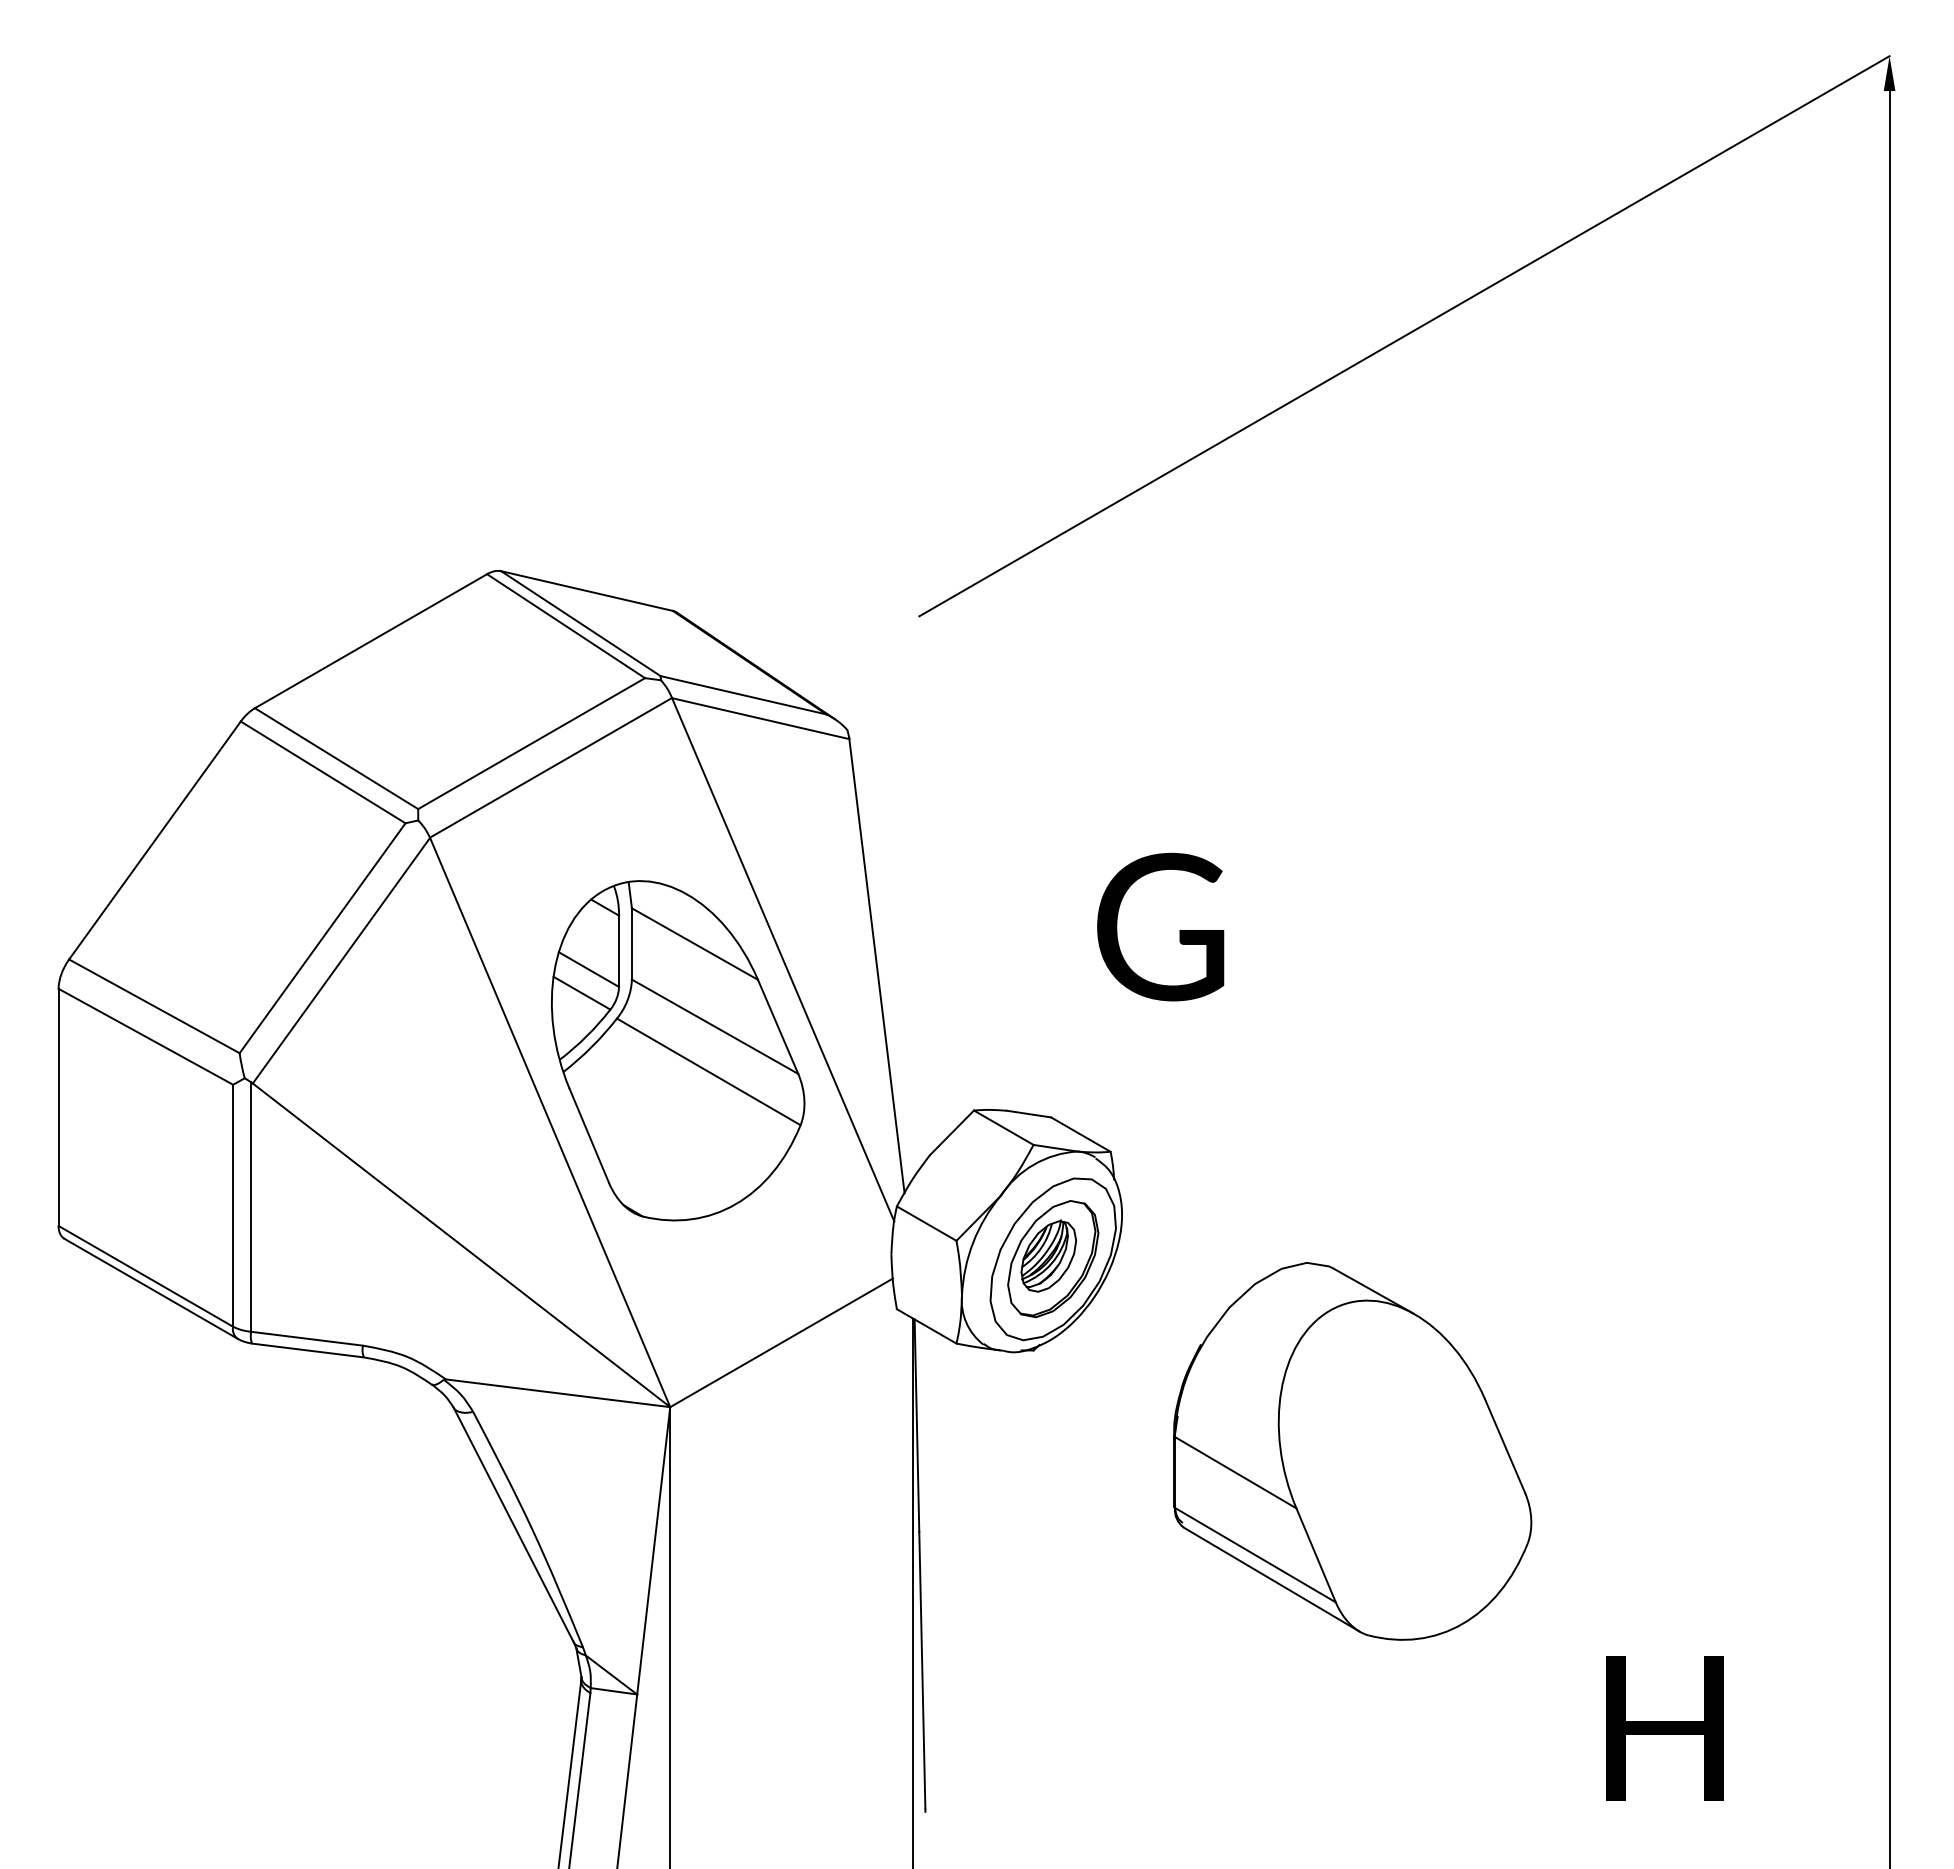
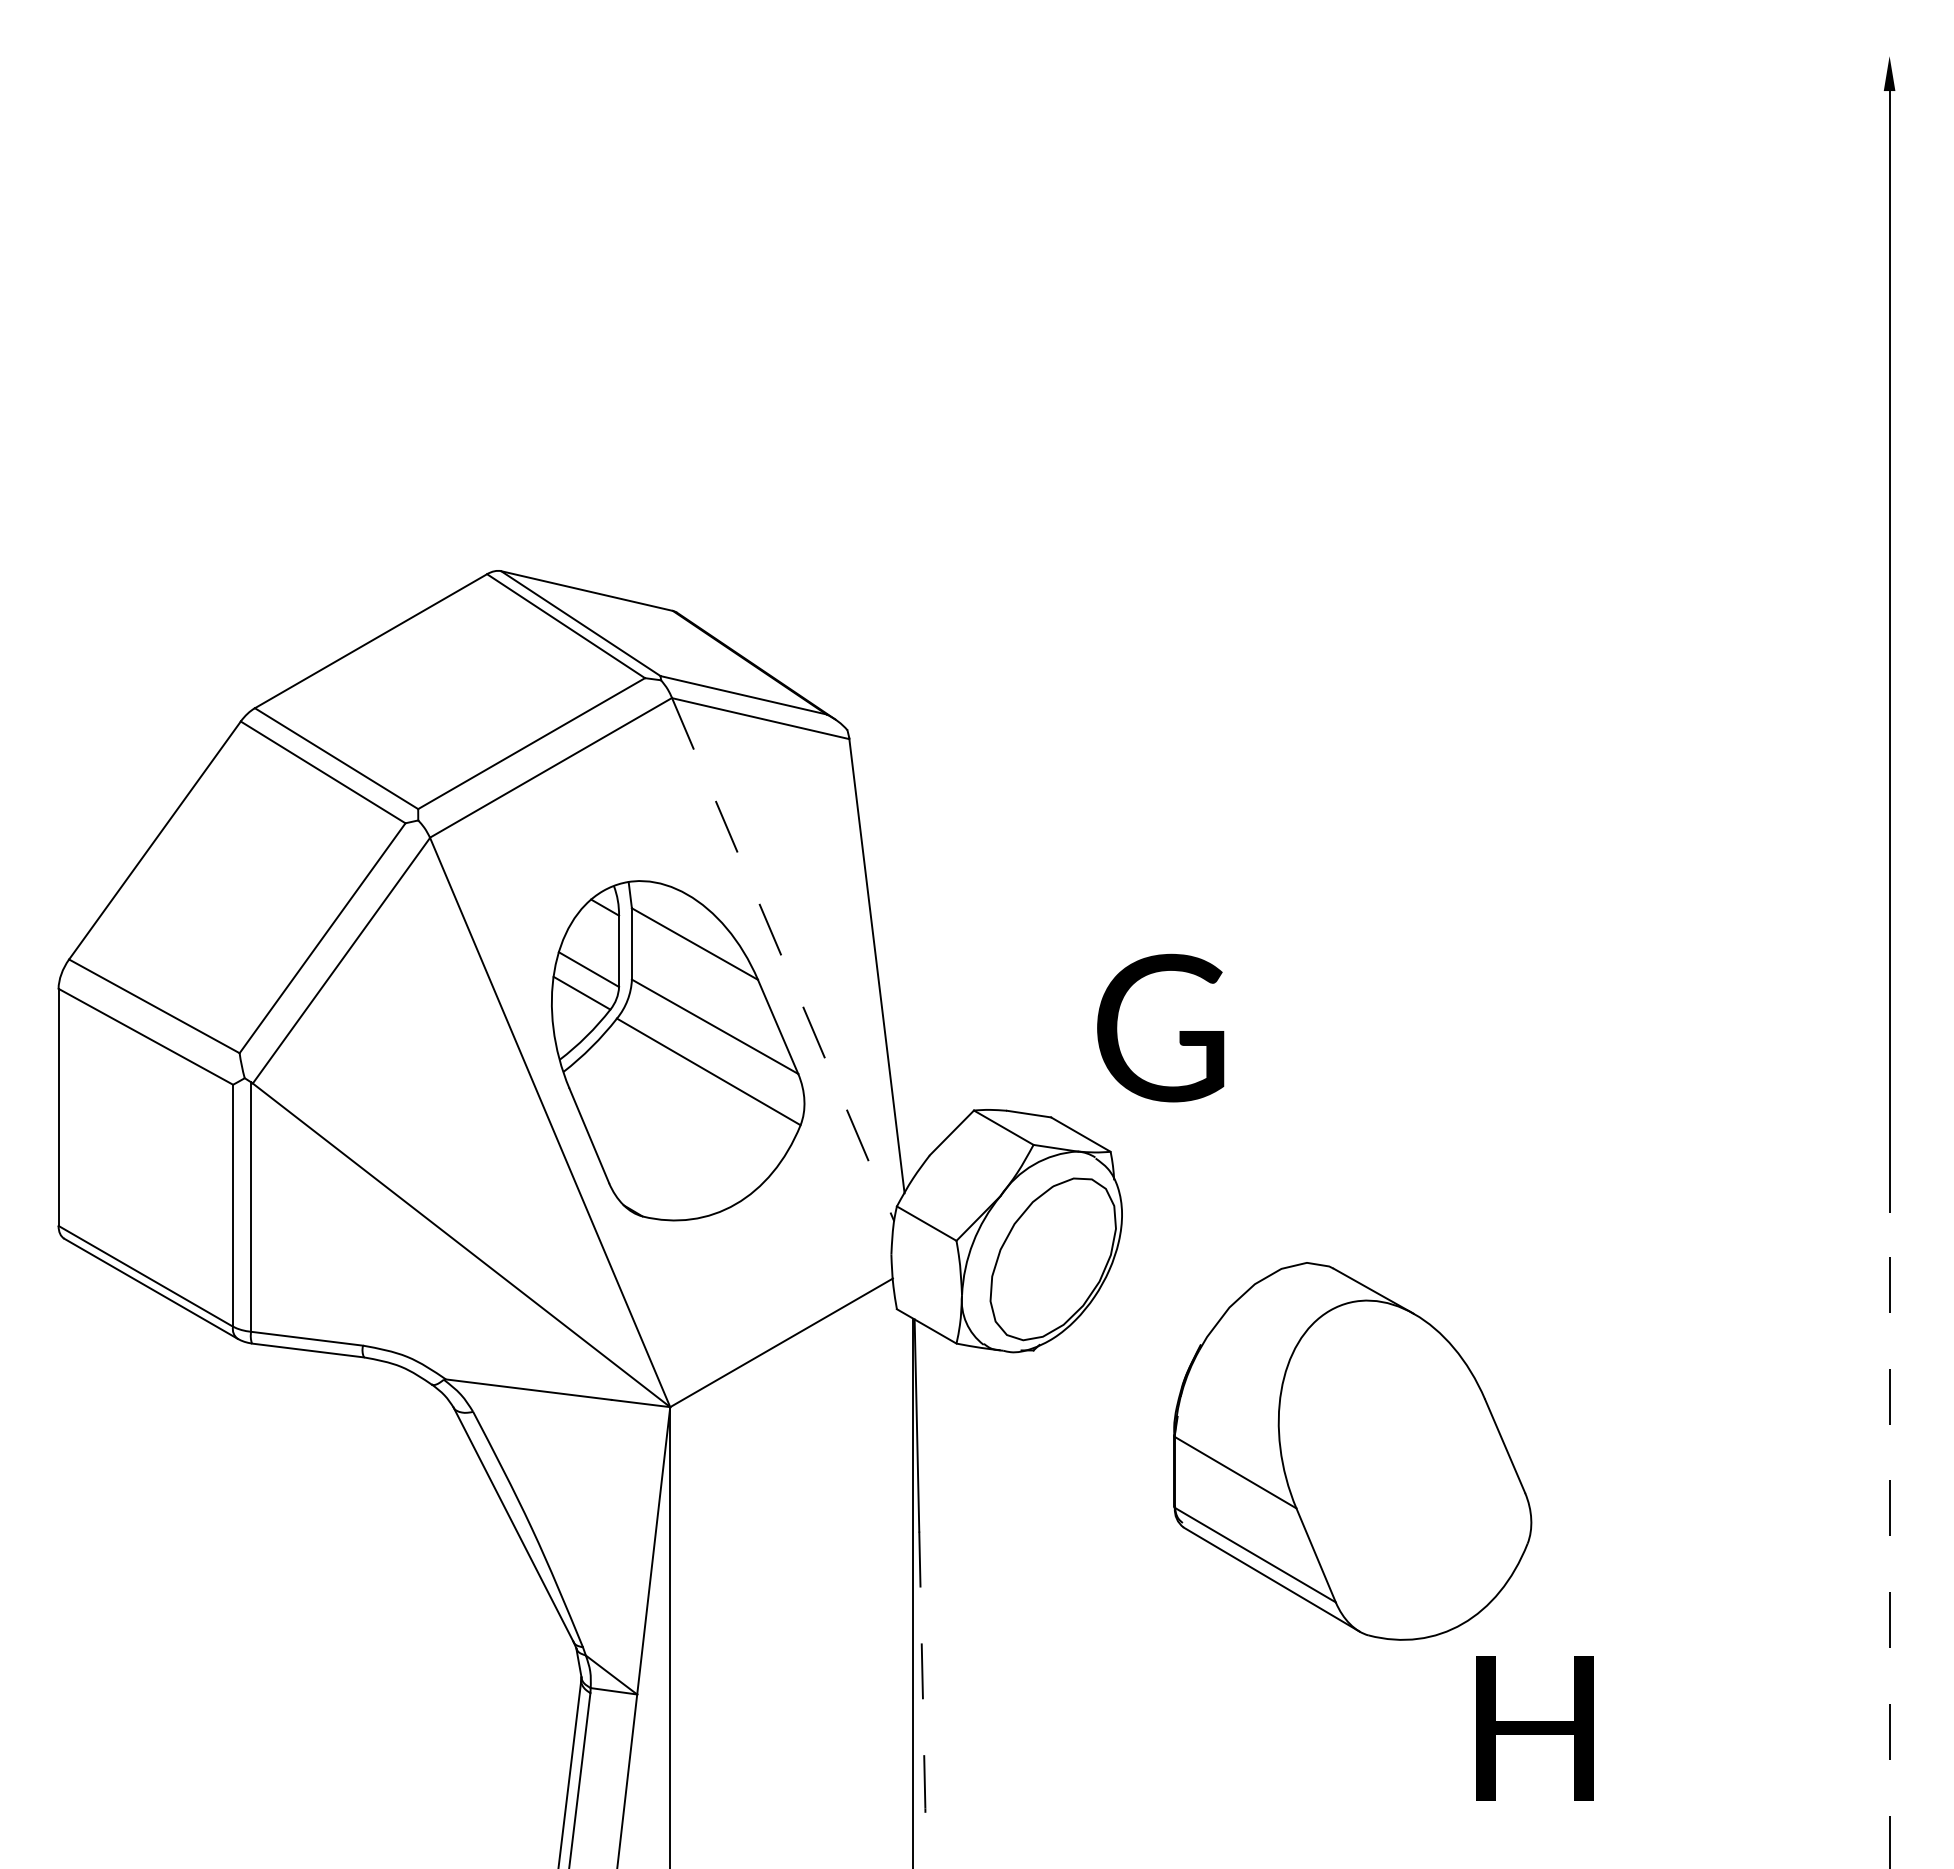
line: present -> none (1404, 336)
text position: (1160, 926) -> (1160, 1027) (1160, 1027)
line: solid -> dashed (783, 960)
part: present -> none (1053, 1259)
line: solid -> dashed (1889, 1541)
line: solid -> dashed (922, 1670)
text position: (1664, 1728) -> (1534, 1728) (1534, 1728)
